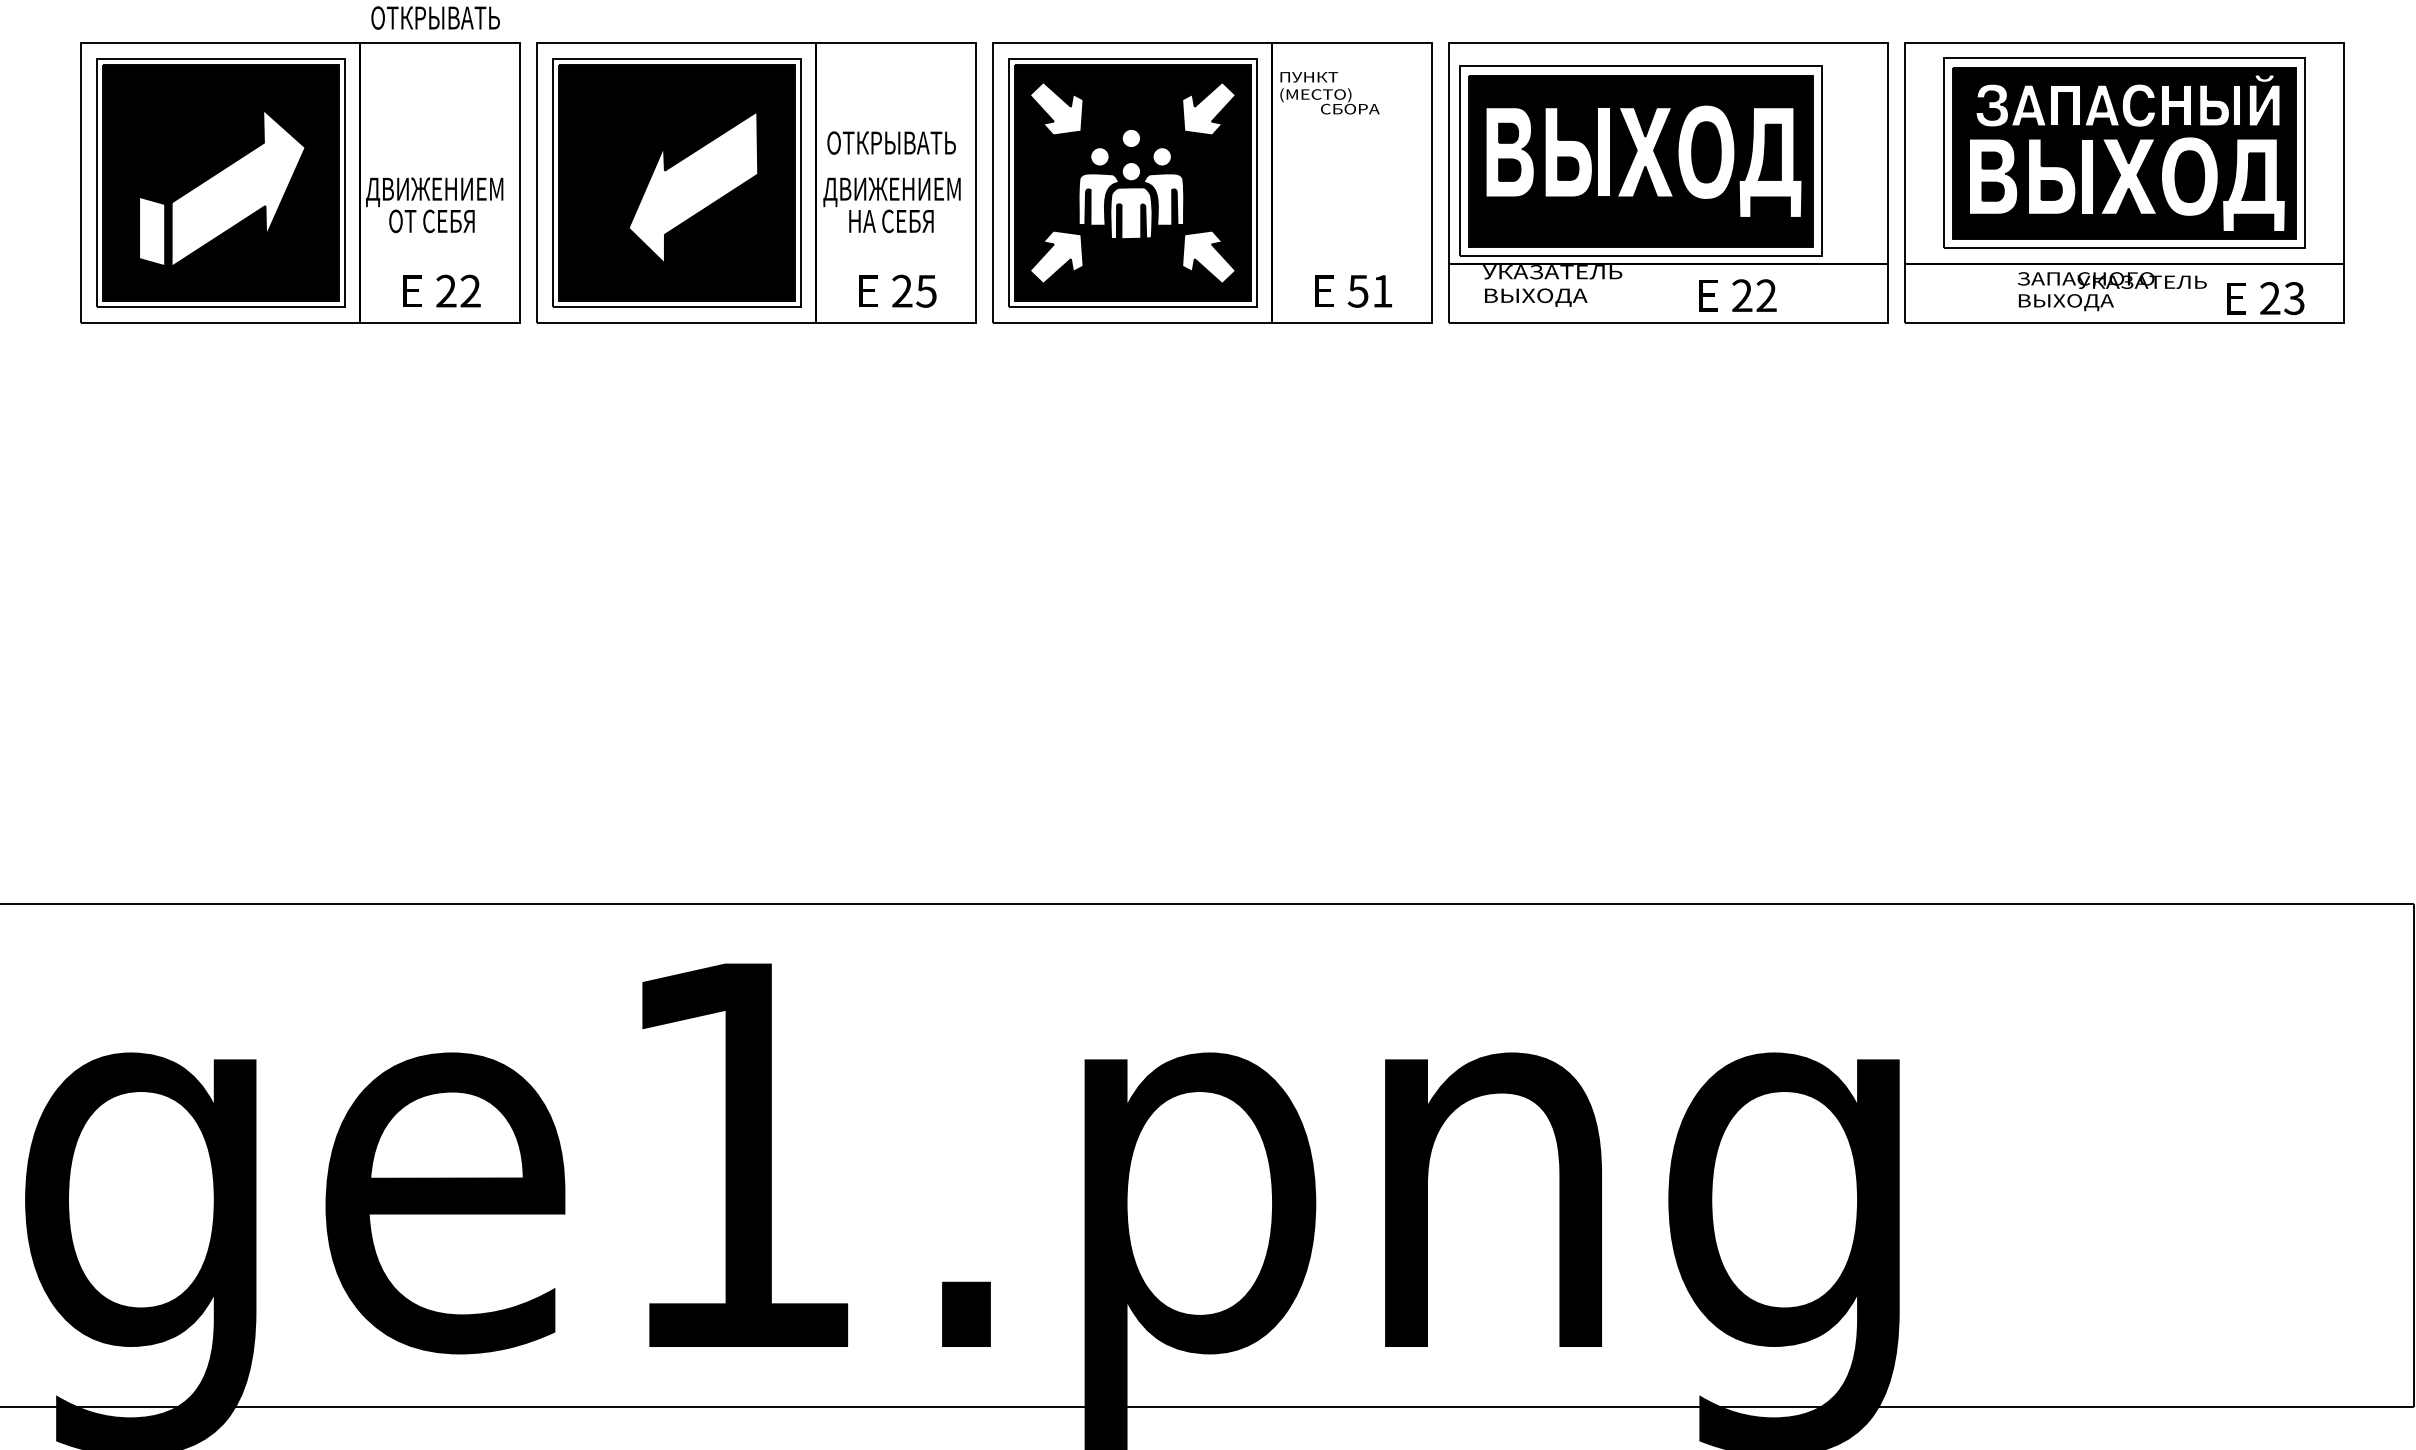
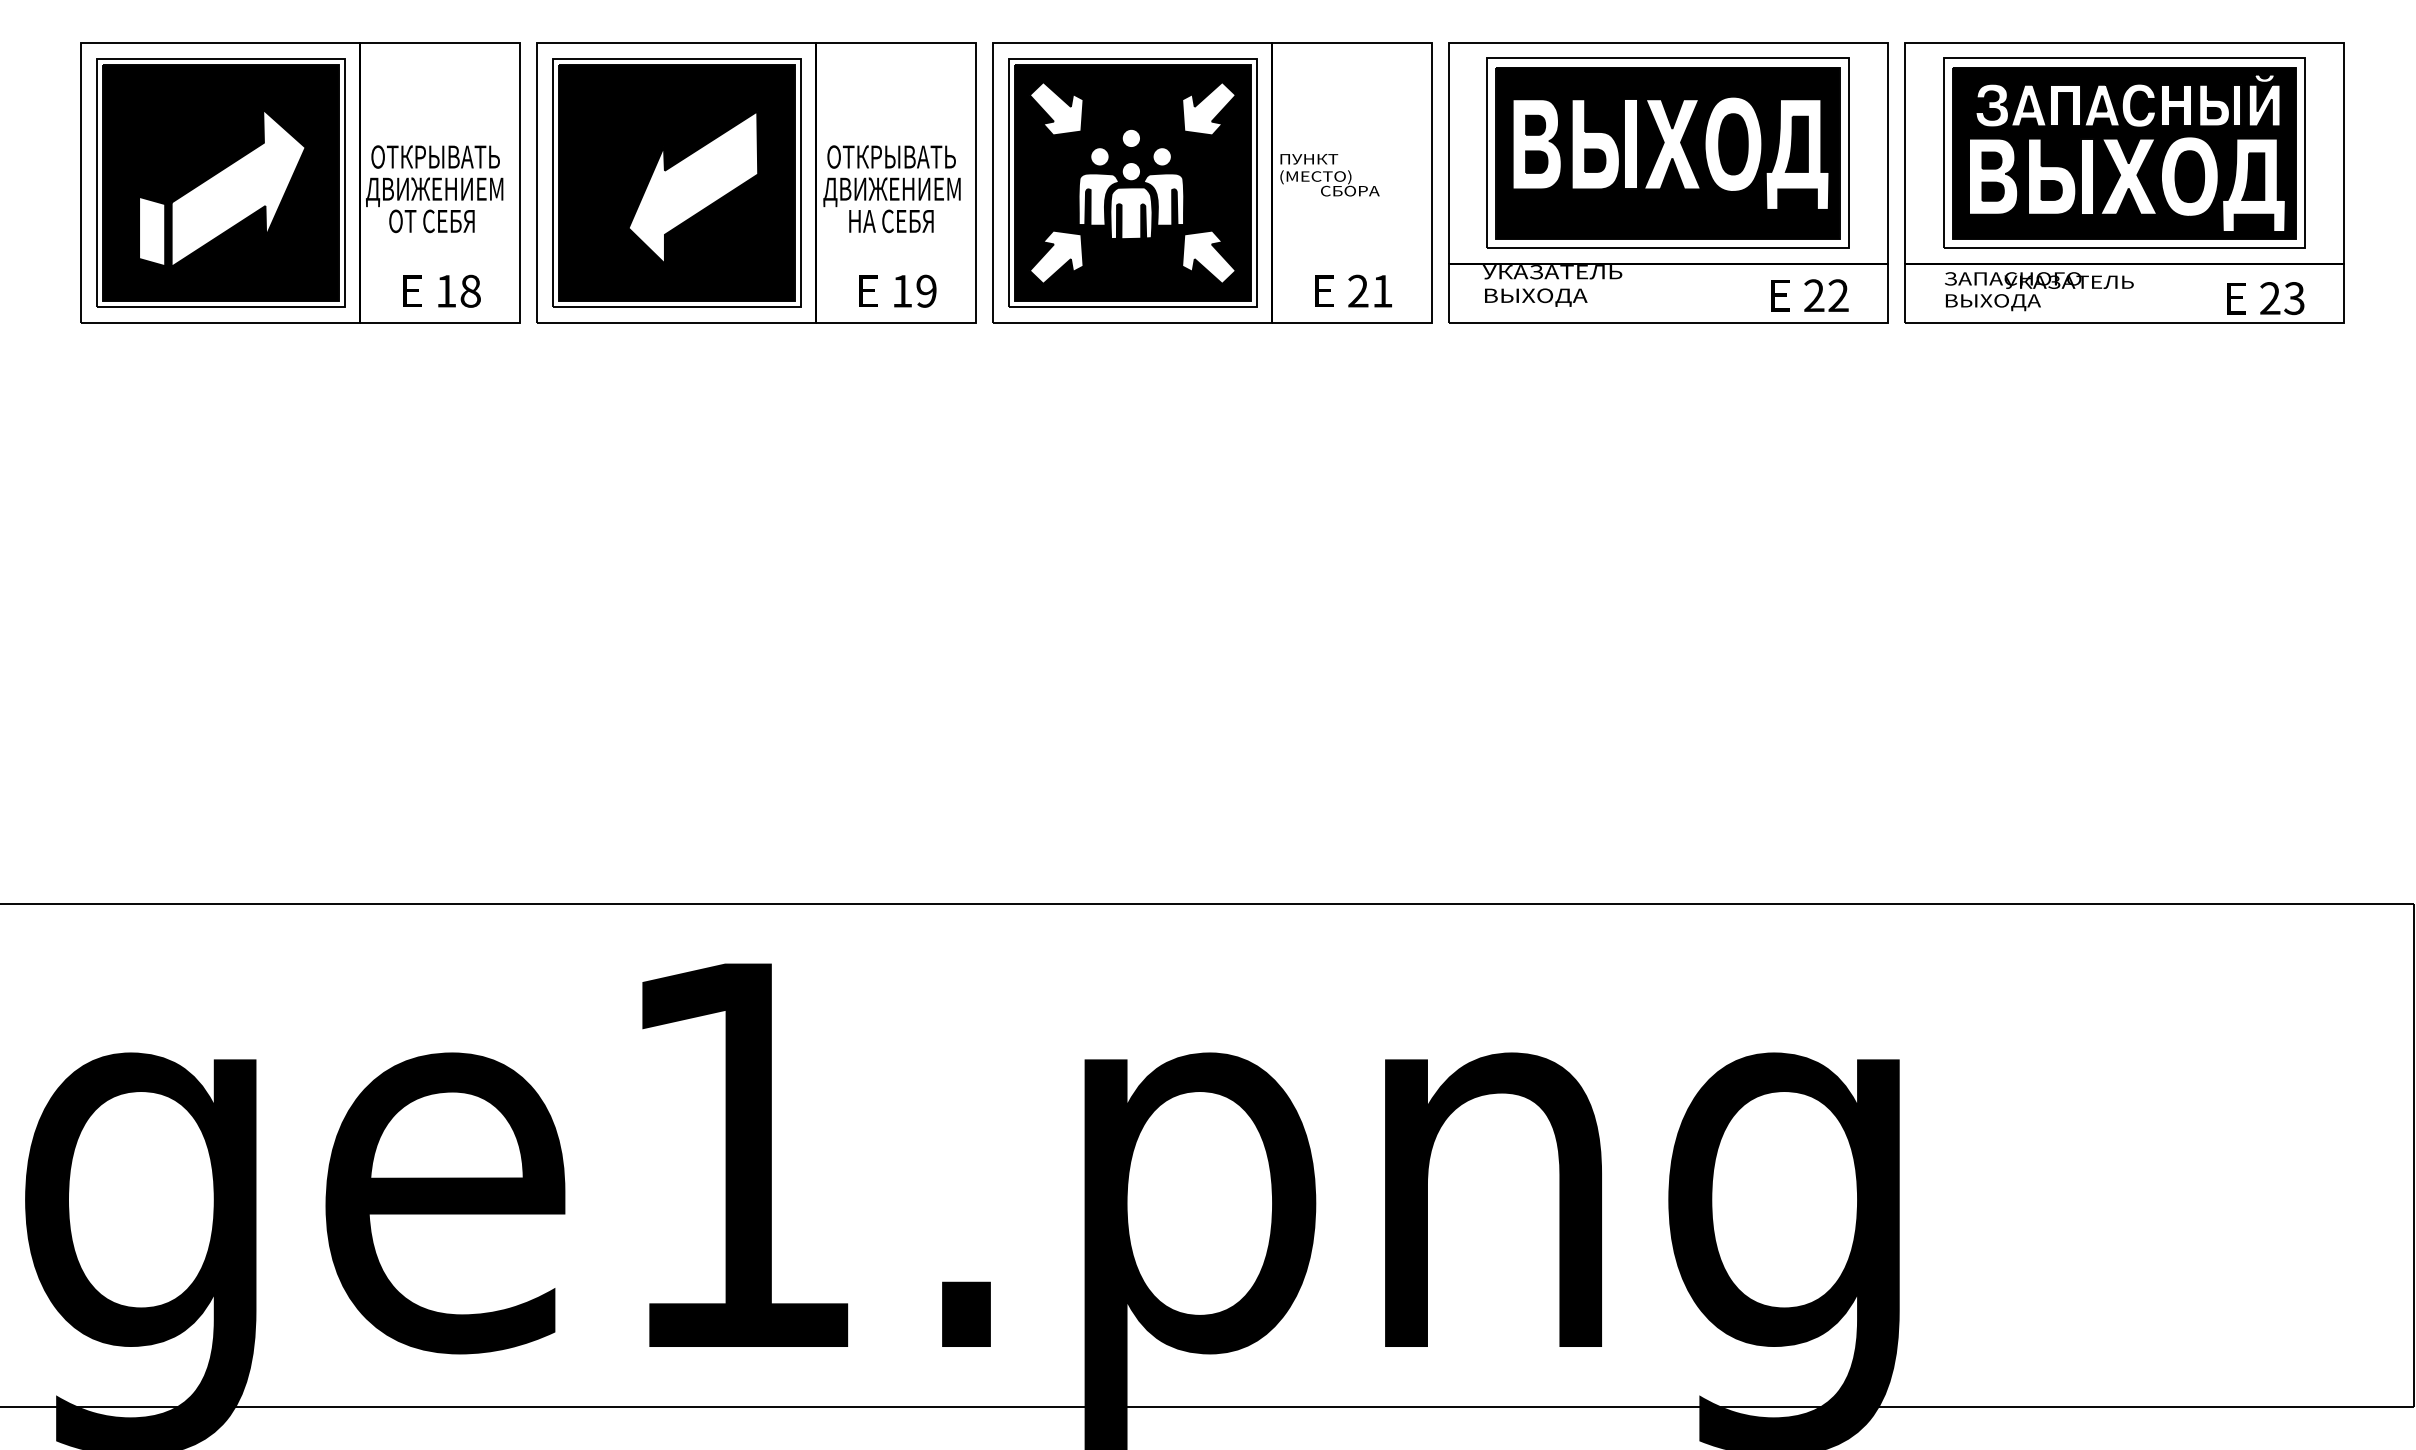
text position: (435, 17) -> (435, 156) (435, 156)
text position: (1329, 93) -> (1329, 175) (1329, 175)
text position: (891, 142) -> (891, 156) (891, 156)
part position: (1640, 160) -> (1667, 152) (1667, 152)
text: 22 -> 18 (458, 290)
text: 25 -> 19 (914, 290)
text: 51 -> 21 (1357, 290)
text position: (2112, 291) -> (2039, 291) (2039, 291)
text position: (1737, 295) -> (1809, 295) (1809, 295)
